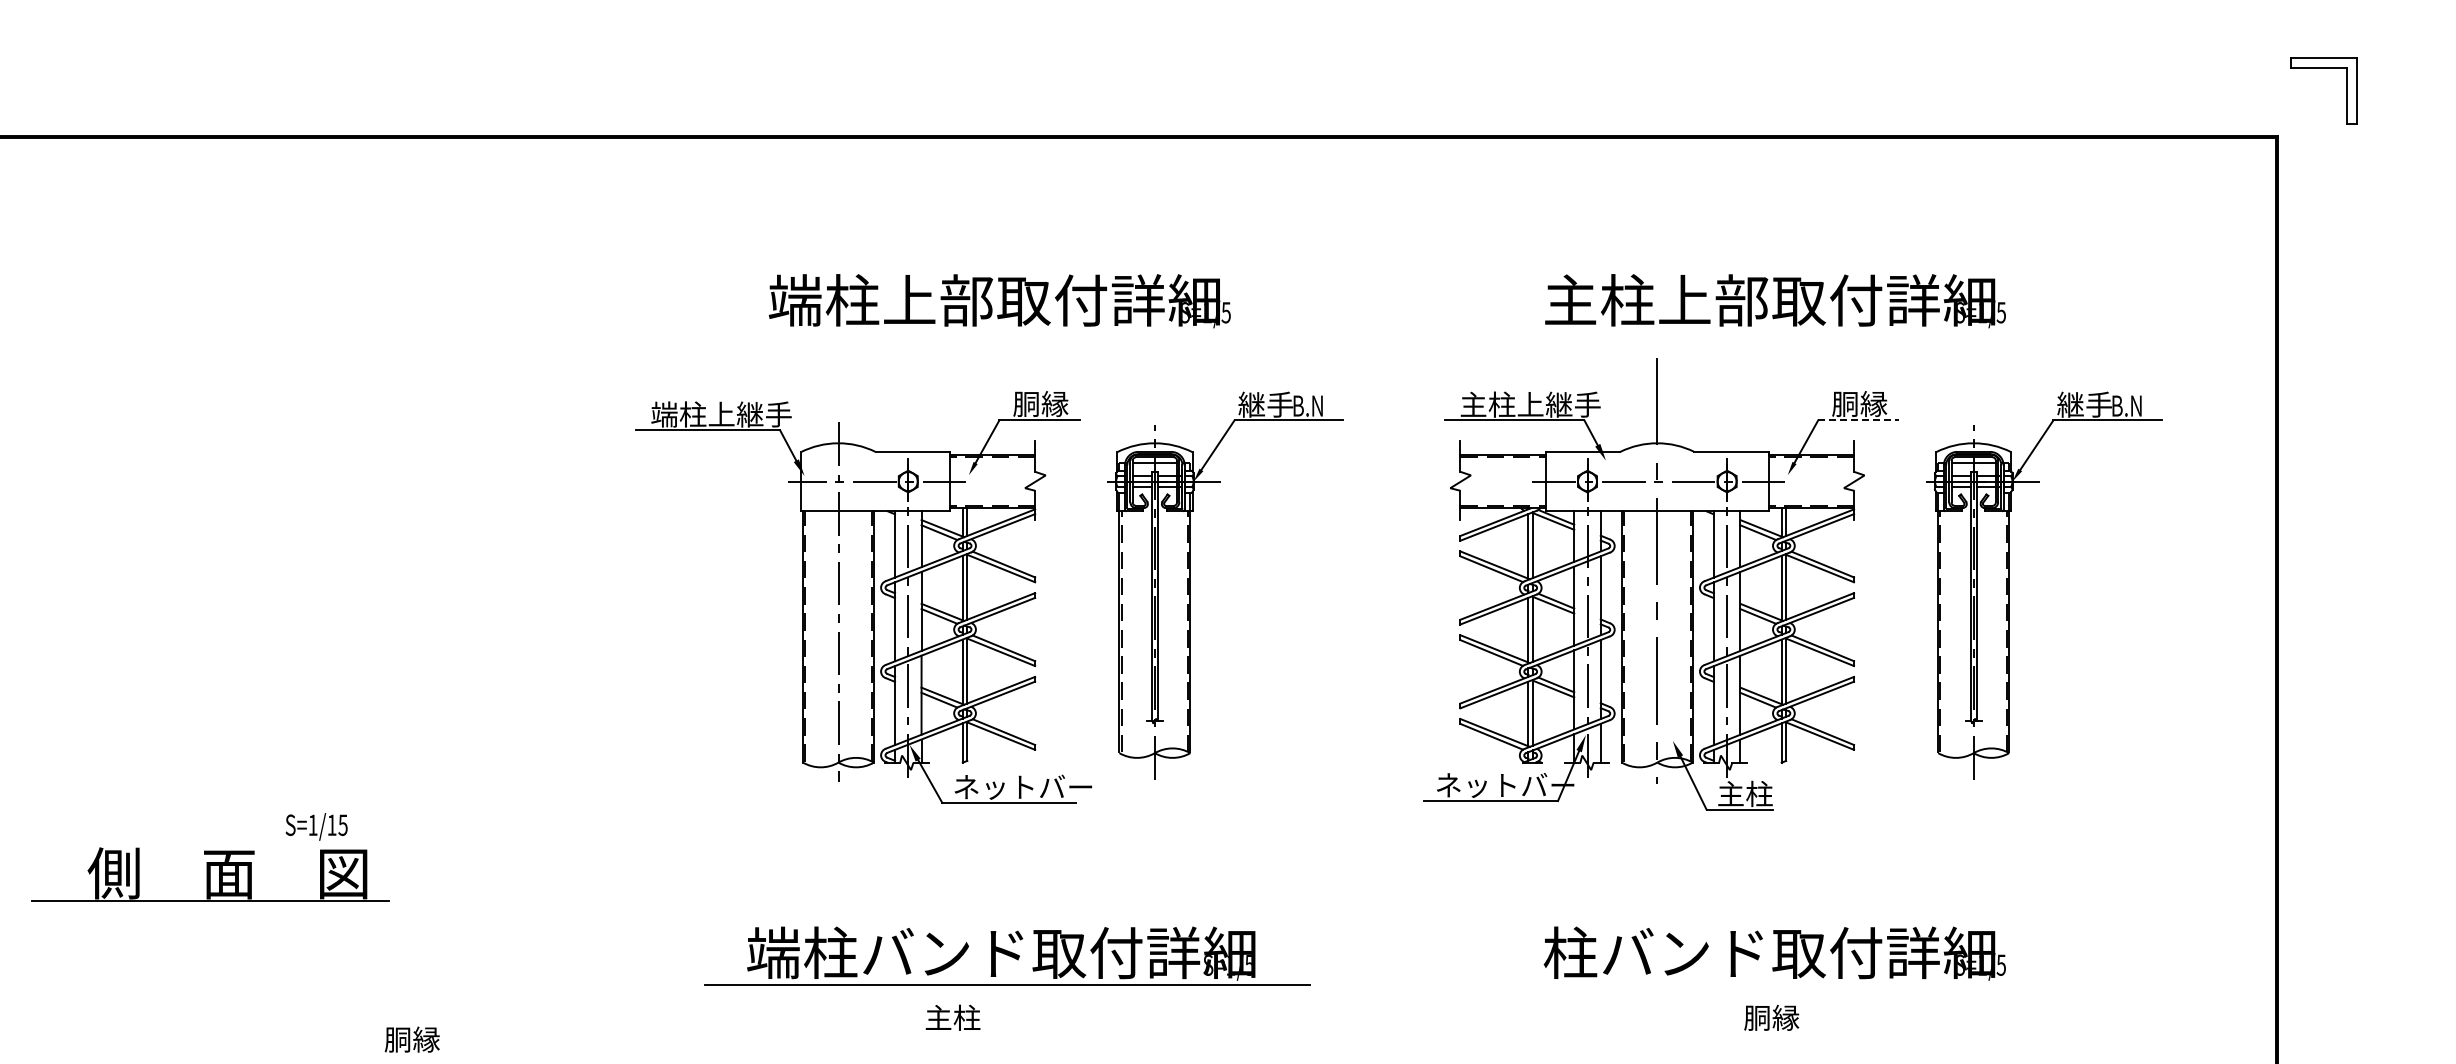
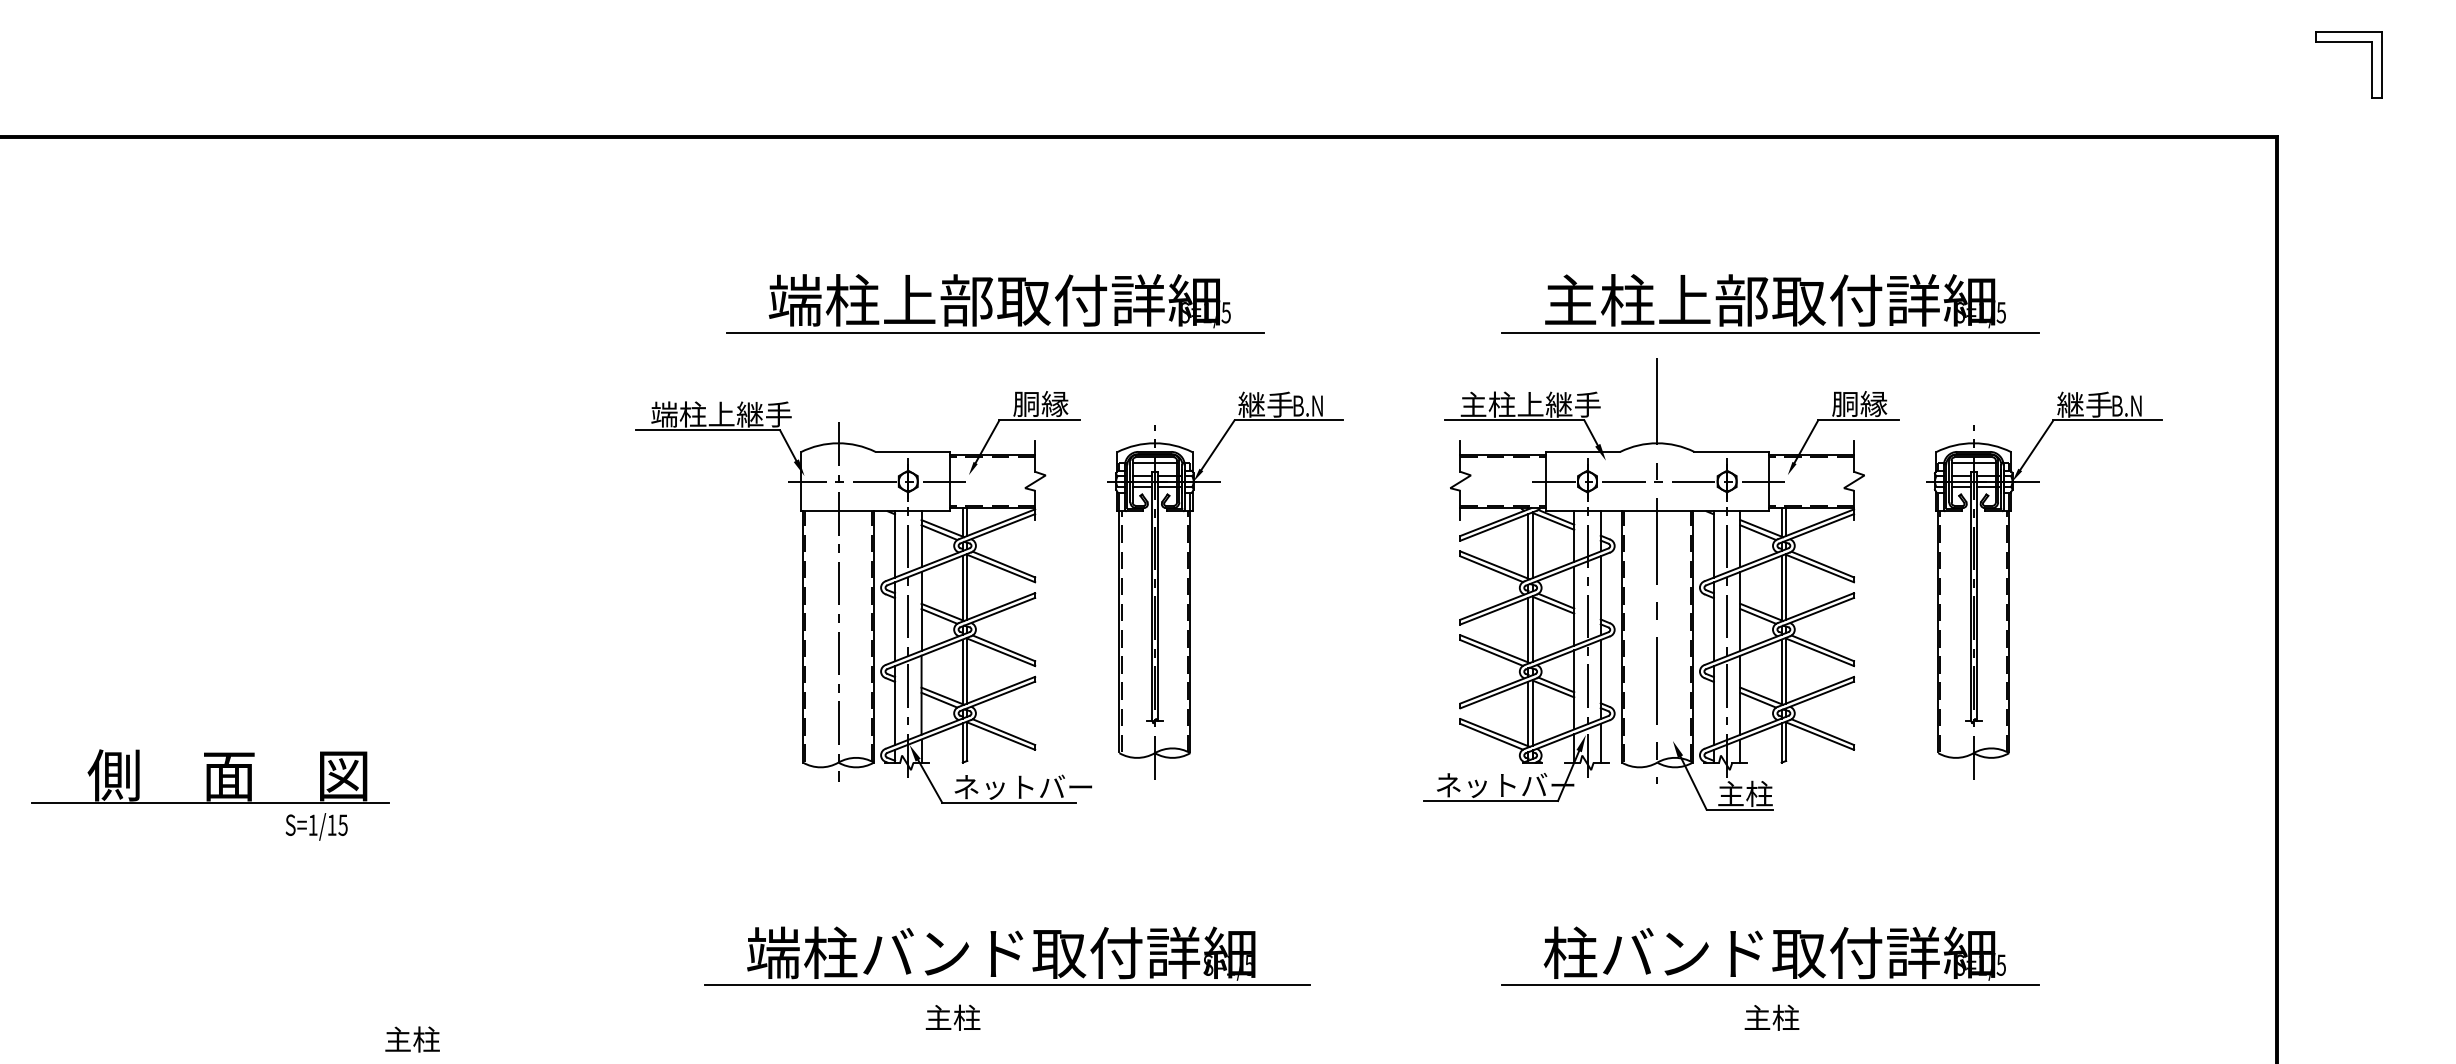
part position: (2323, 68) -> (2348, 42) (2348, 42)
line: none -> present (995, 332)
line: none -> present (1770, 332)
line: dashed -> solid (1859, 420)
part position: (210, 874) -> (210, 776) (210, 776)
line: none -> present (1770, 985)
text: 胴縁 -> 主柱 (1771, 1017)
text: 胴縁 -> 主柱 (411, 1039)
